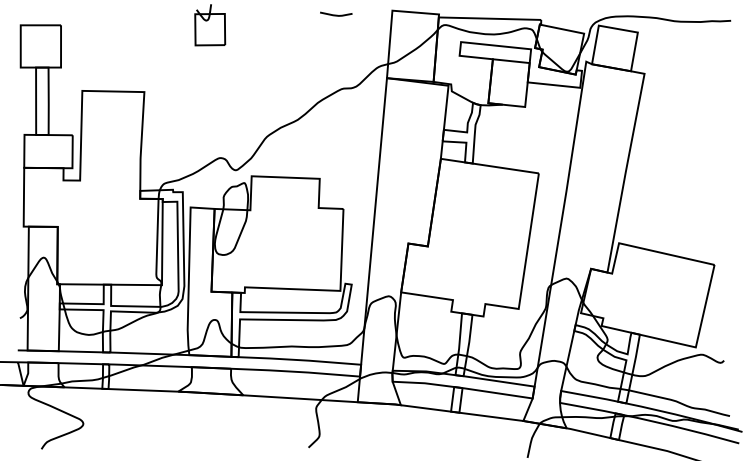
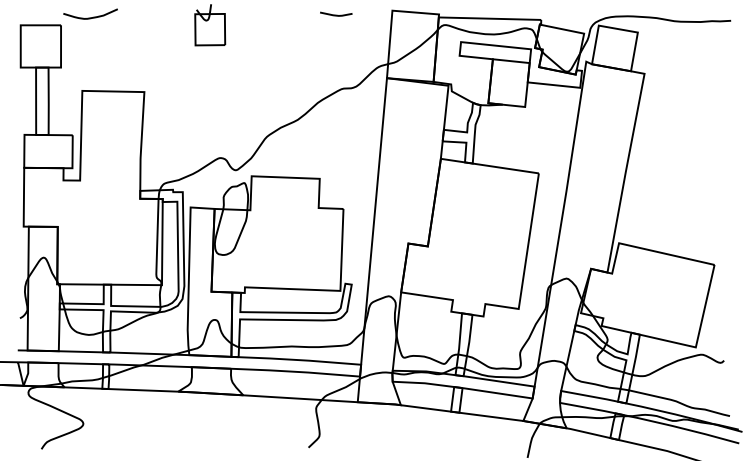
curve: none -> present (90, 17)
